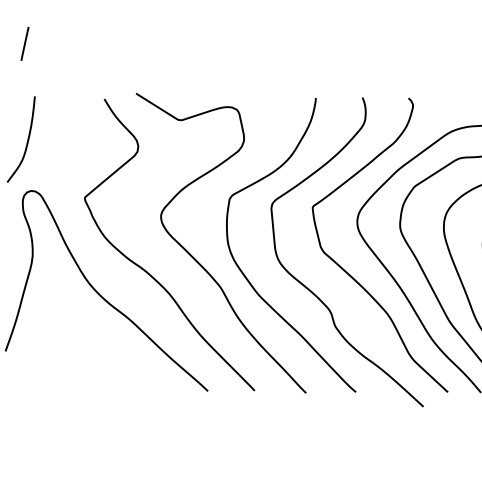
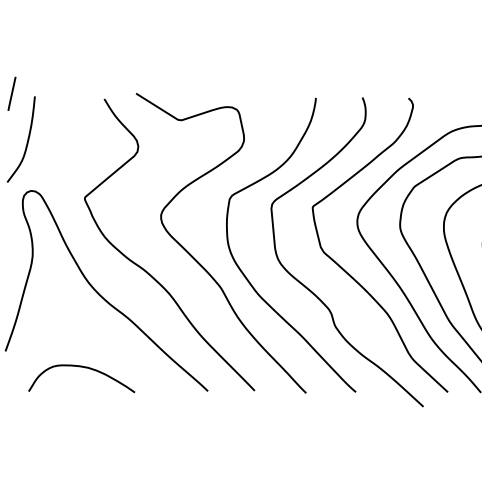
line position: (24, 43) -> (11, 93) (11, 93)
curve: none -> present (85, 368)
